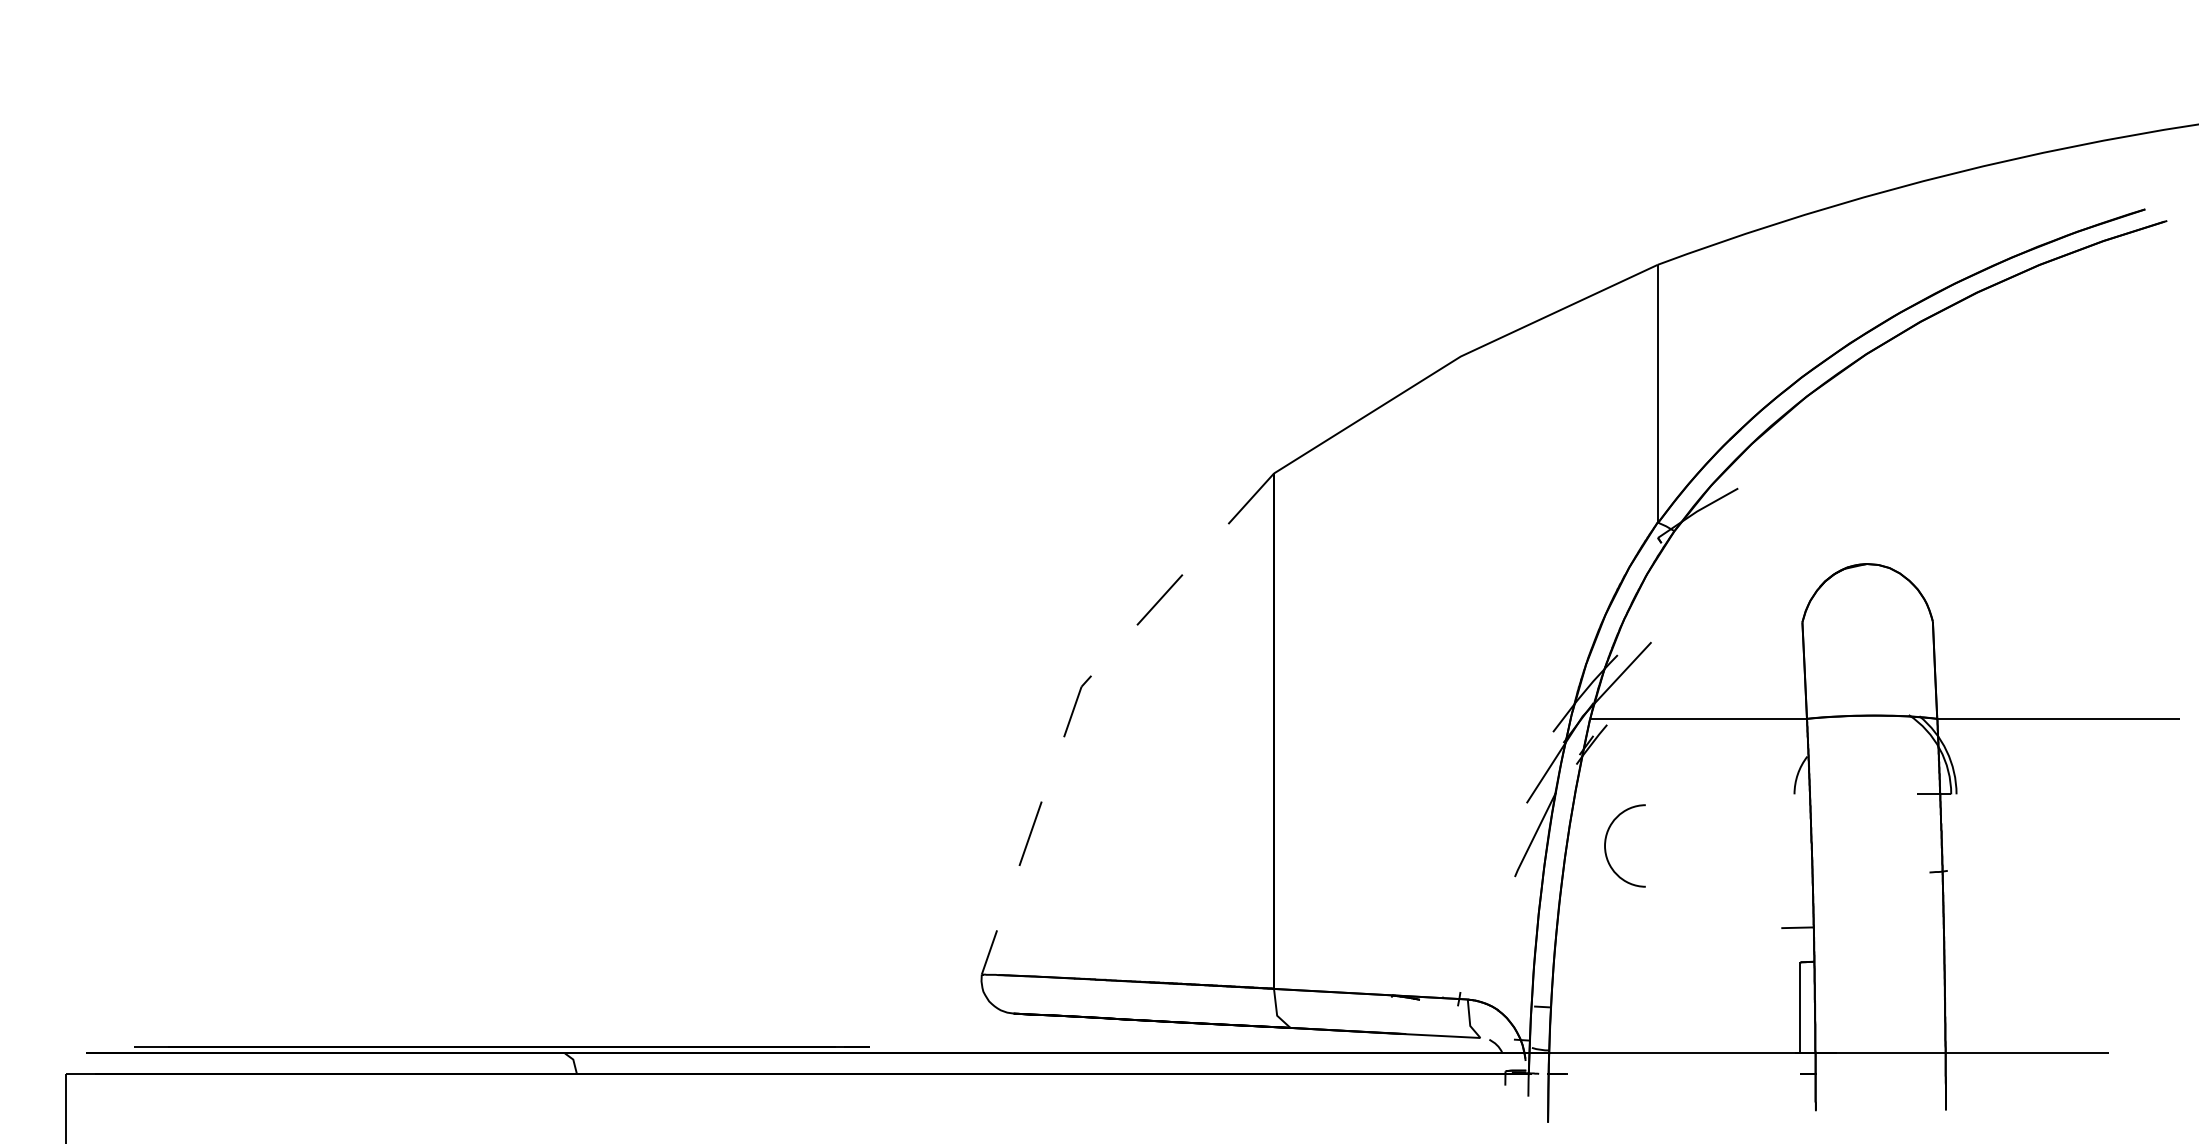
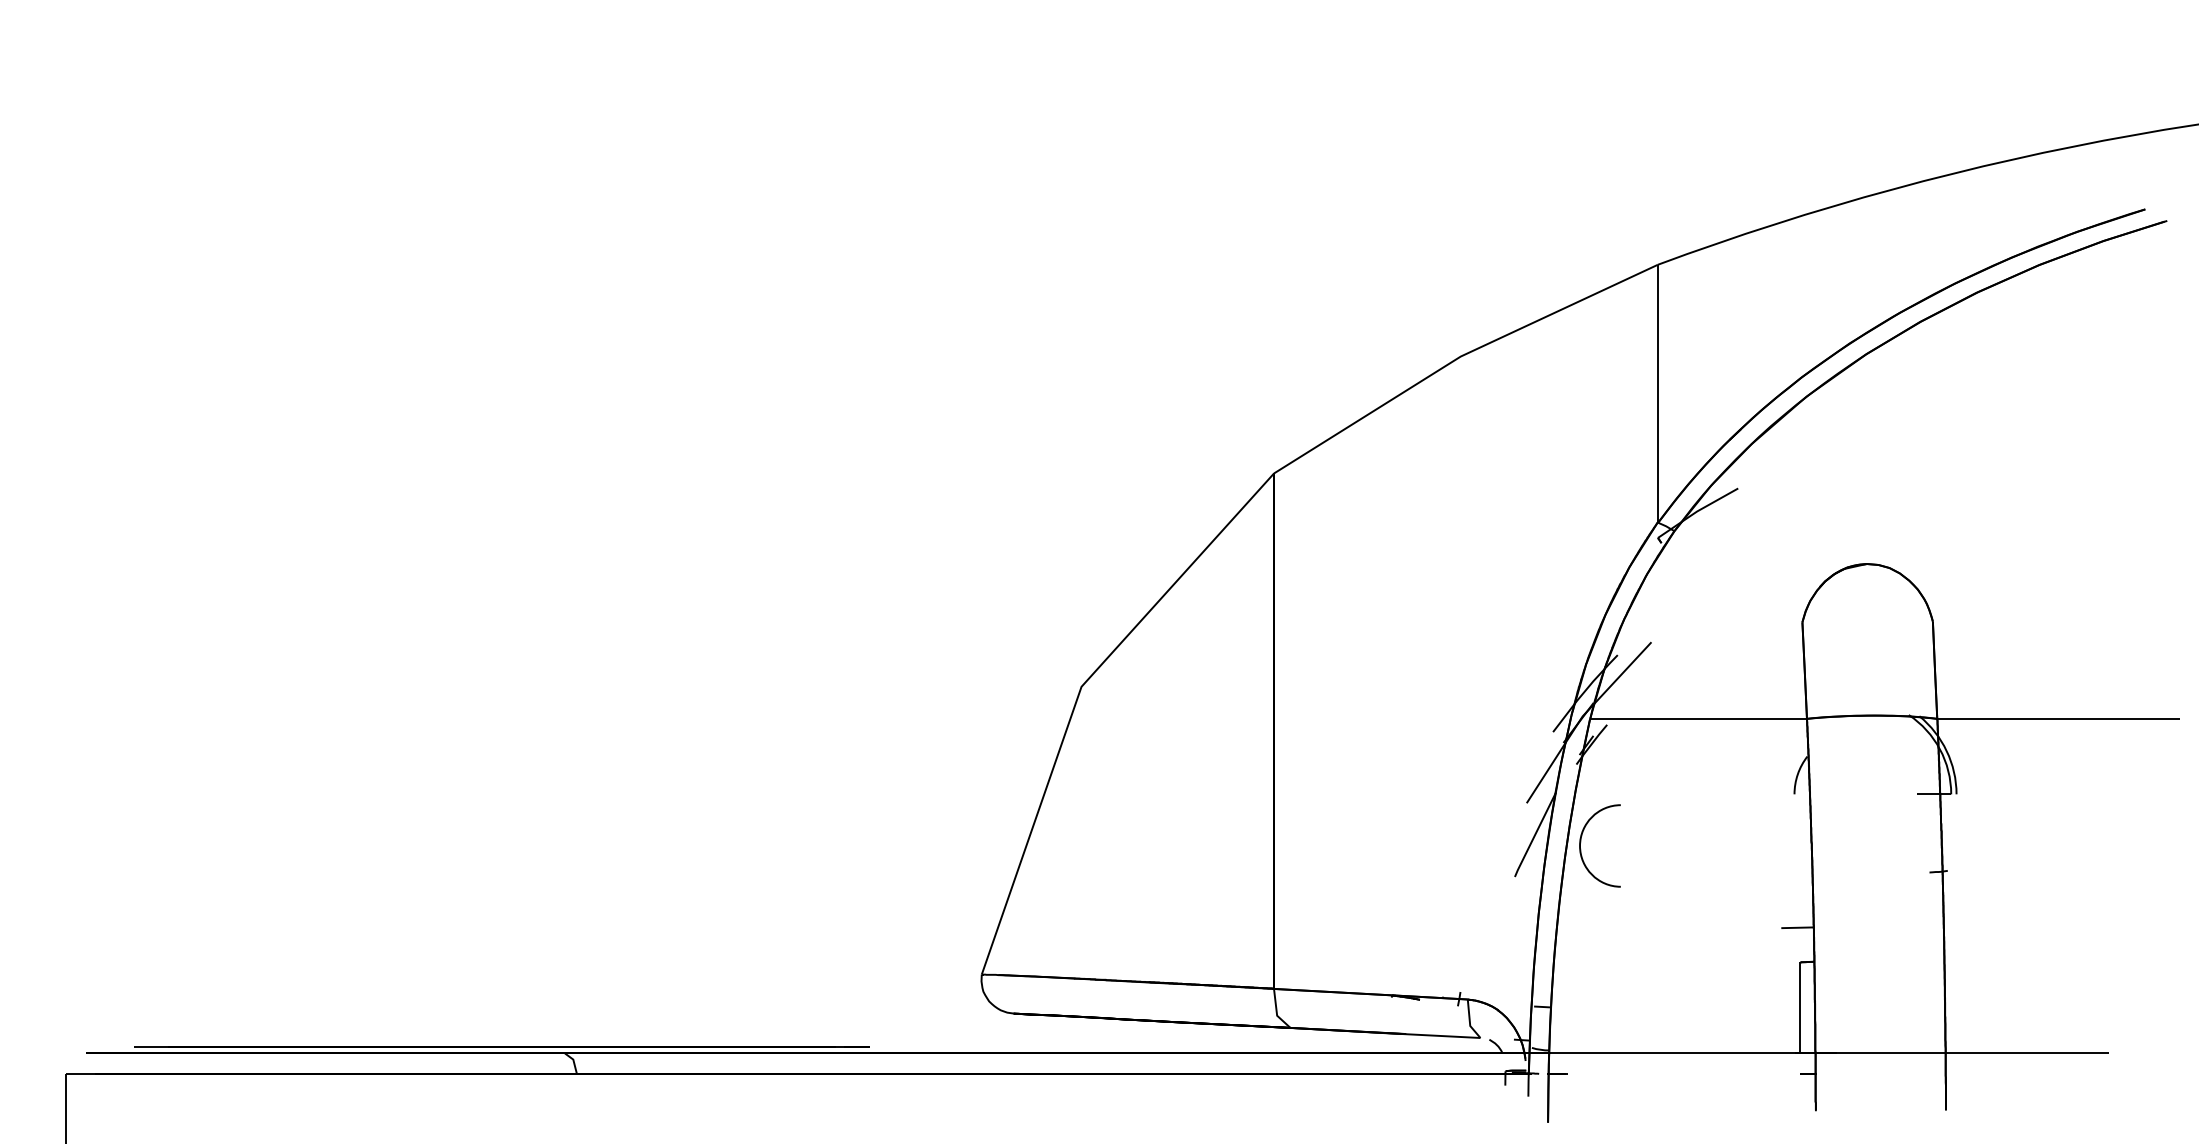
line: dashed -> solid (1078, 694)
curve position: (1606, 842) -> (1581, 842) (1581, 842)
